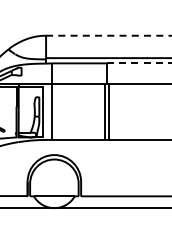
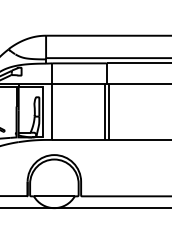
line: dashed -> solid (108, 35)
line: dashed -> solid (139, 63)
